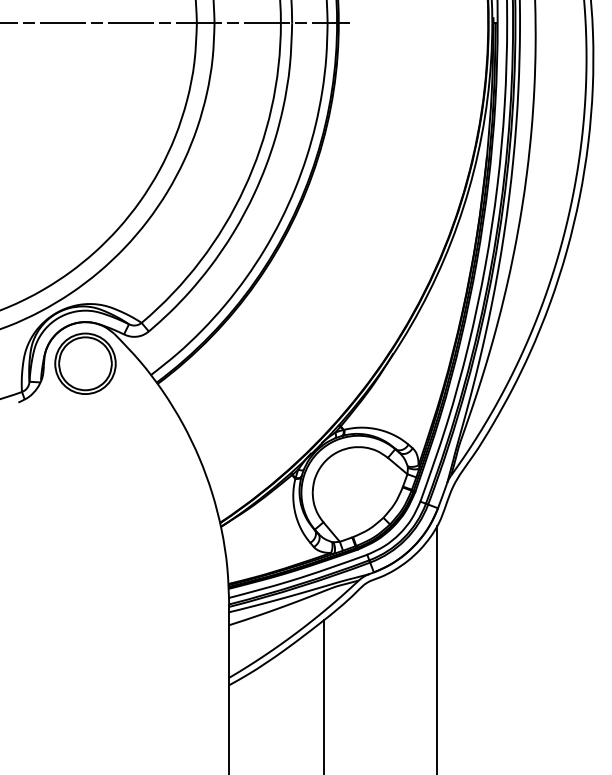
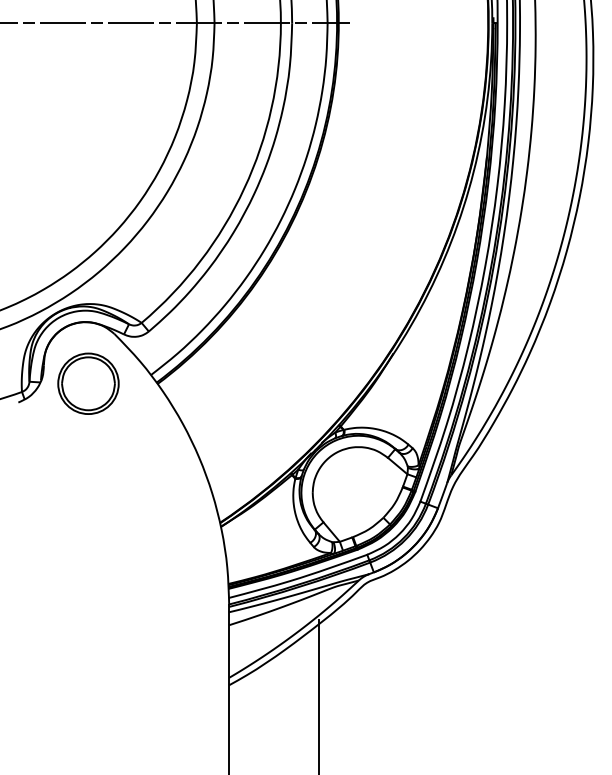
part position: (85, 363) -> (88, 383) (88, 383)
line: present -> none (437, 648)
line position: (323, 695) -> (318, 695) (318, 695)
